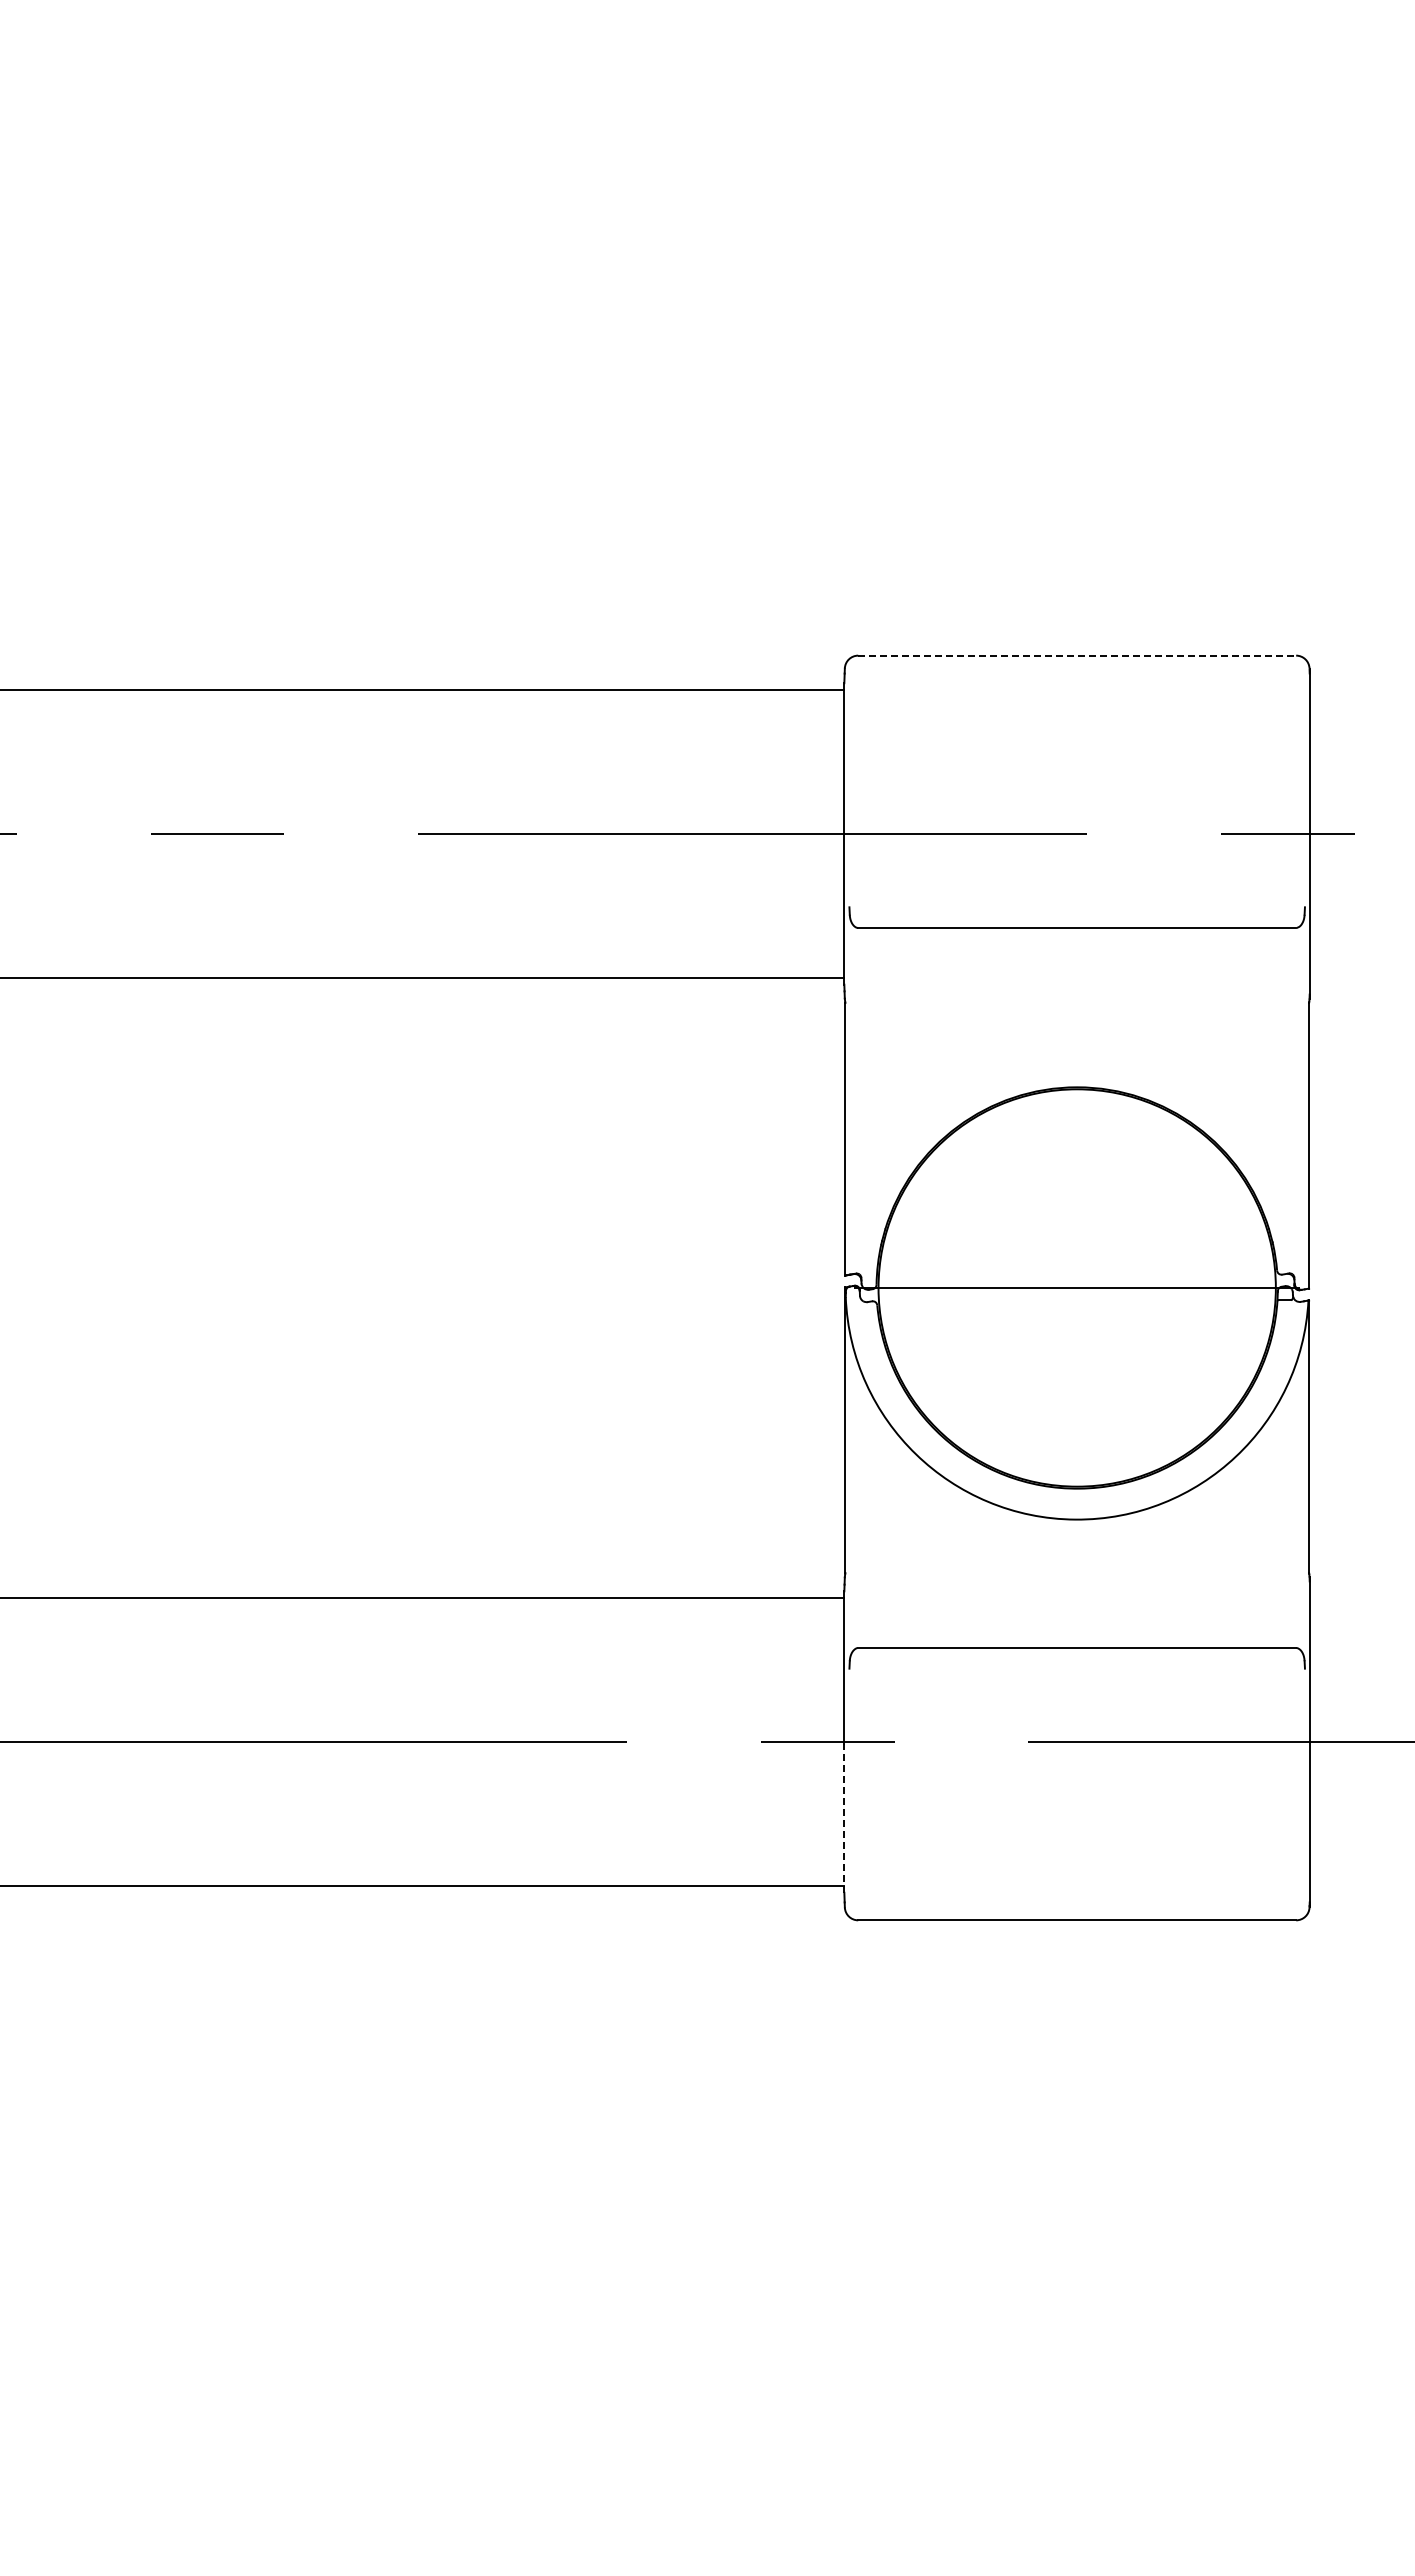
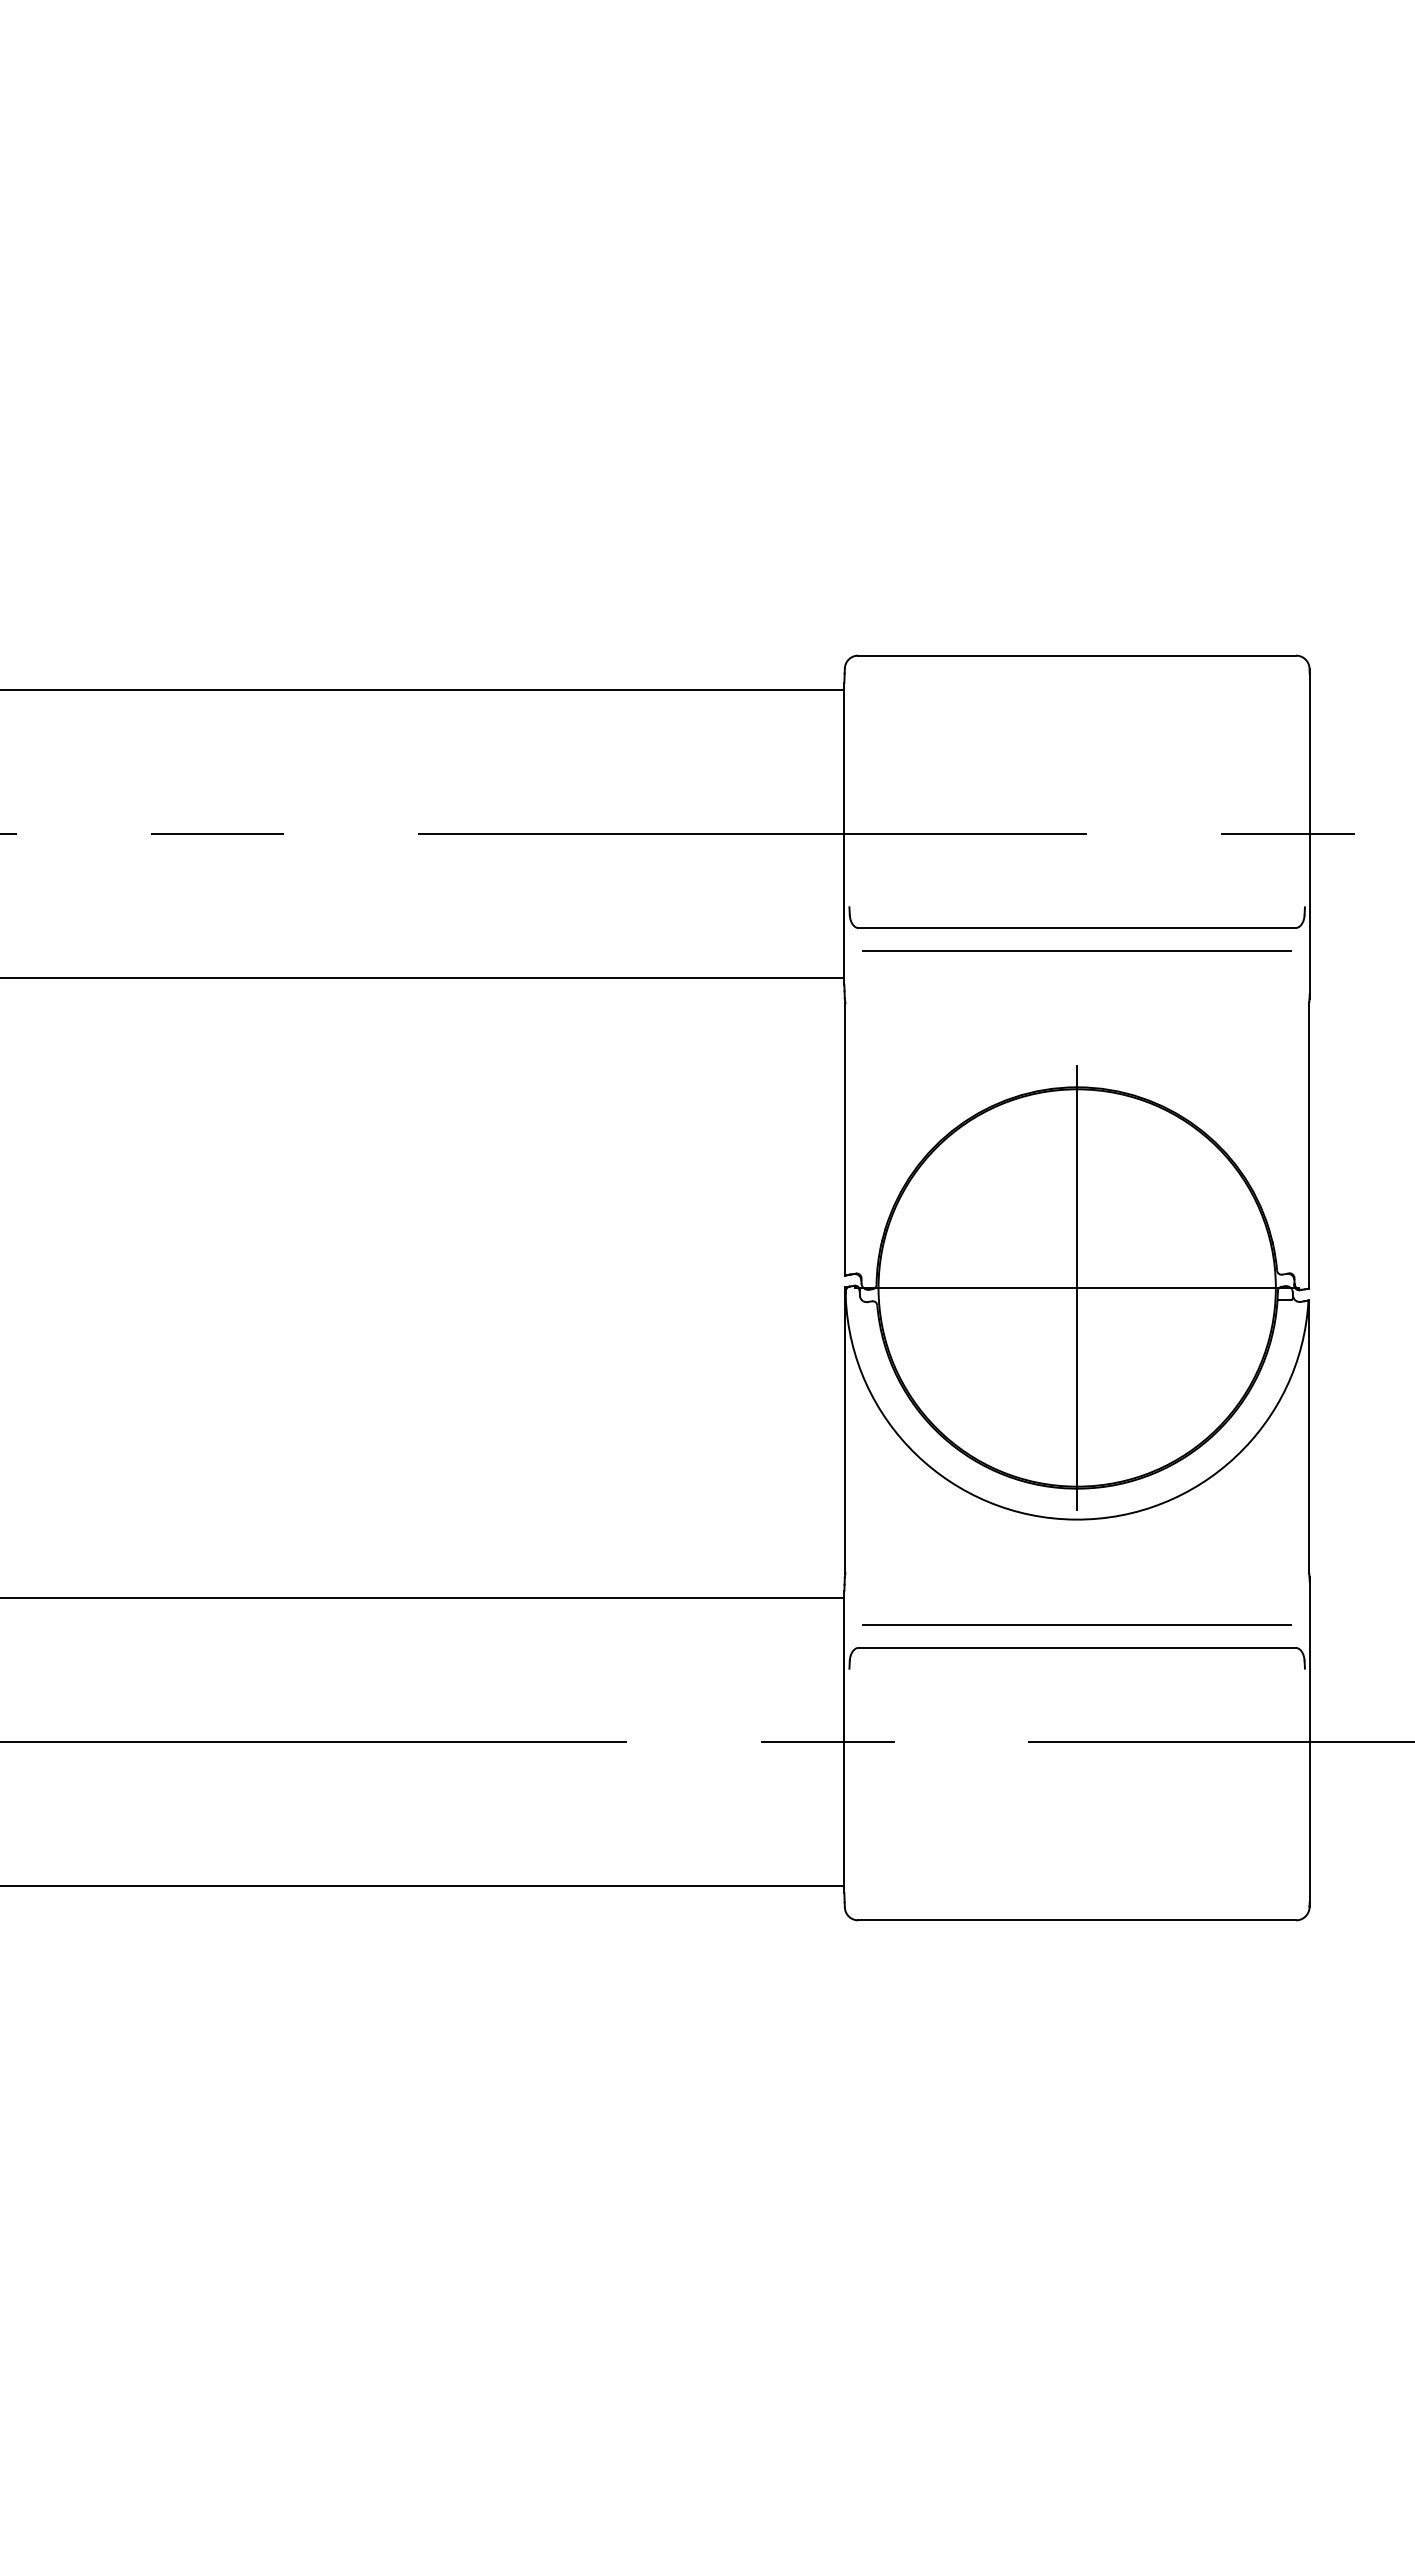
line: dashed -> solid (1077, 655)
line: none -> present (1076, 950)
line: none -> present (1077, 1287)
line: none -> present (1077, 1624)
line: dashed -> solid (844, 1817)
